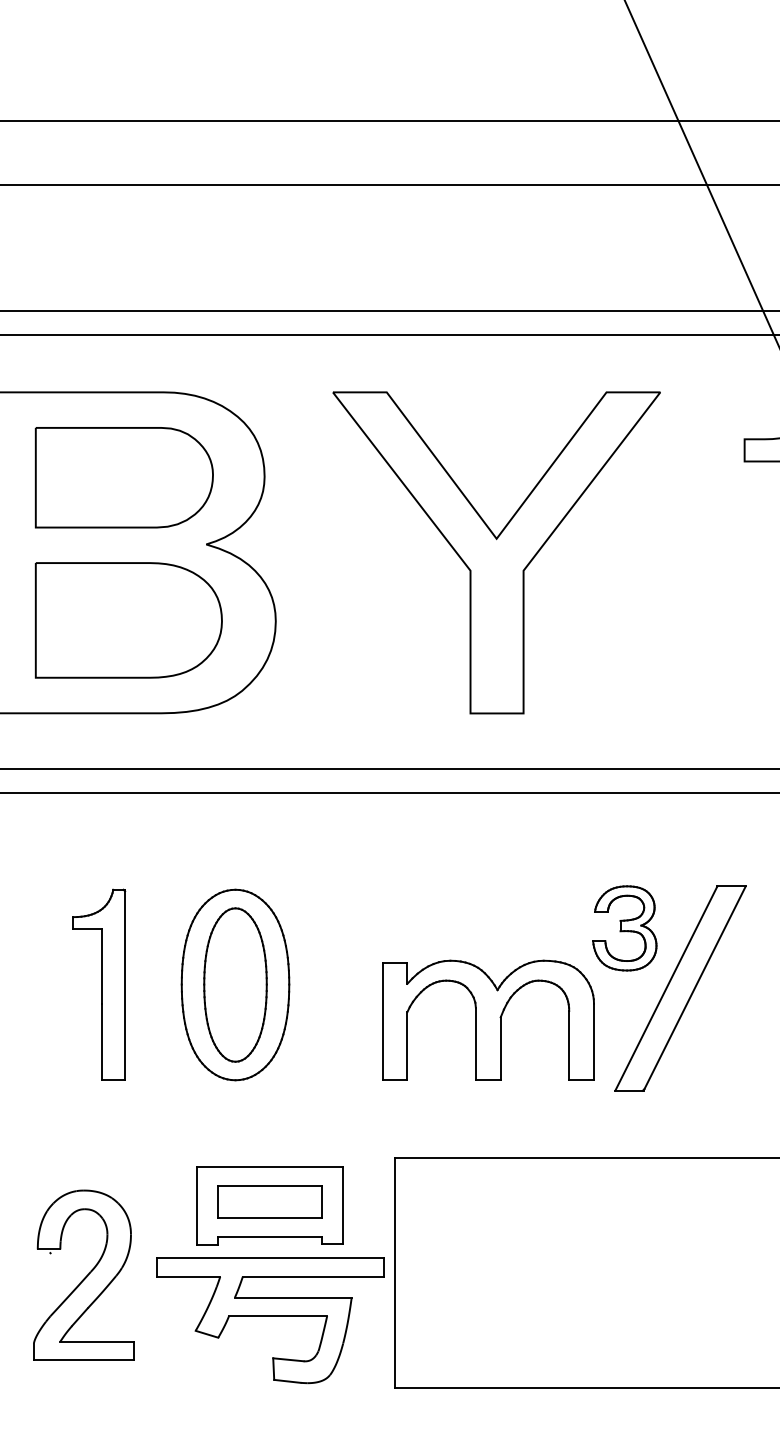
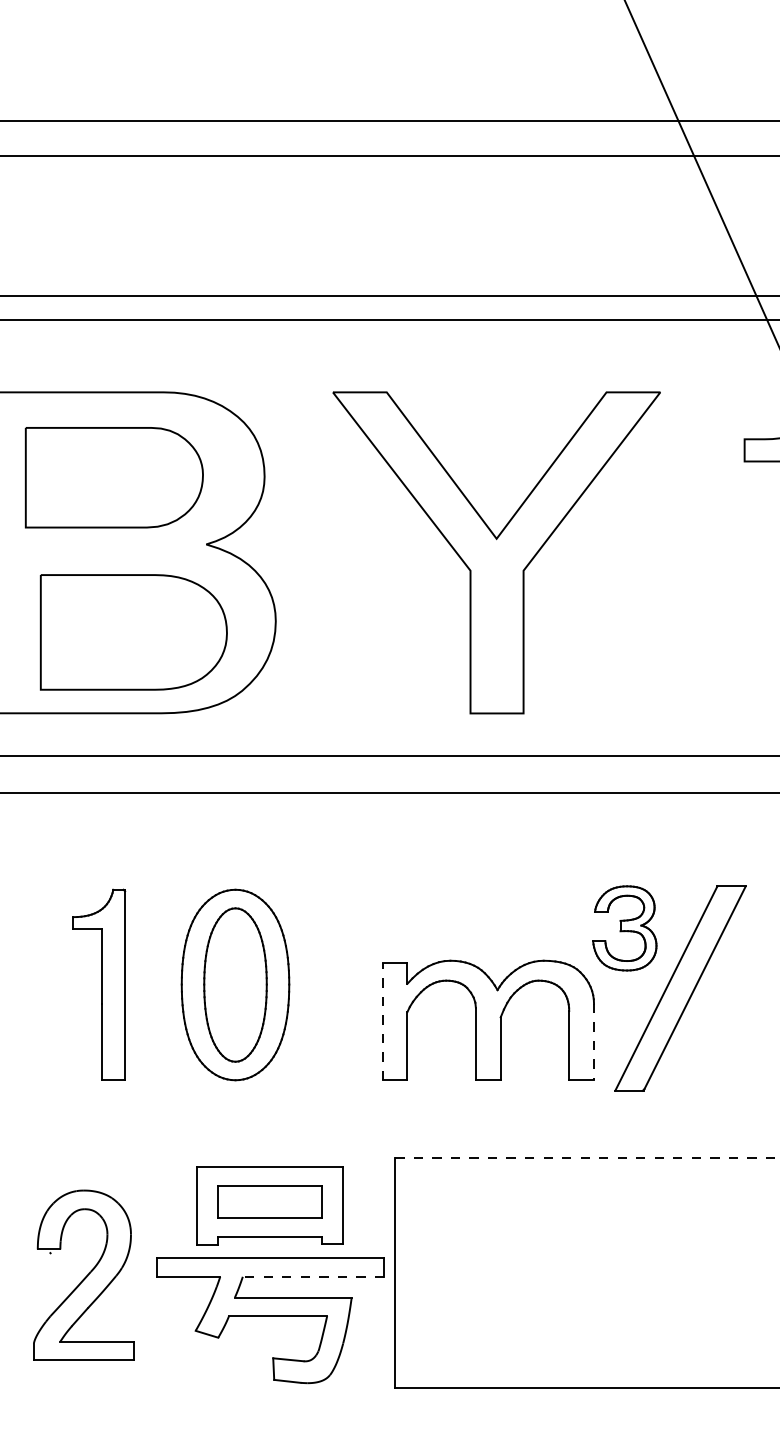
line position: (389, 185) -> (389, 156) (389, 156)
line position: (389, 311) -> (389, 296) (389, 296)
line position: (389, 335) -> (389, 320) (389, 320)
part position: (123, 477) -> (113, 477) (113, 477)
part position: (128, 620) -> (133, 632) (133, 632)
line position: (389, 768) -> (389, 755) (389, 755)
line: solid -> dashed (382, 1021)
line: solid -> dashed (594, 1042)
line: solid -> dashed (587, 1158)
line: solid -> dashed (313, 1276)
